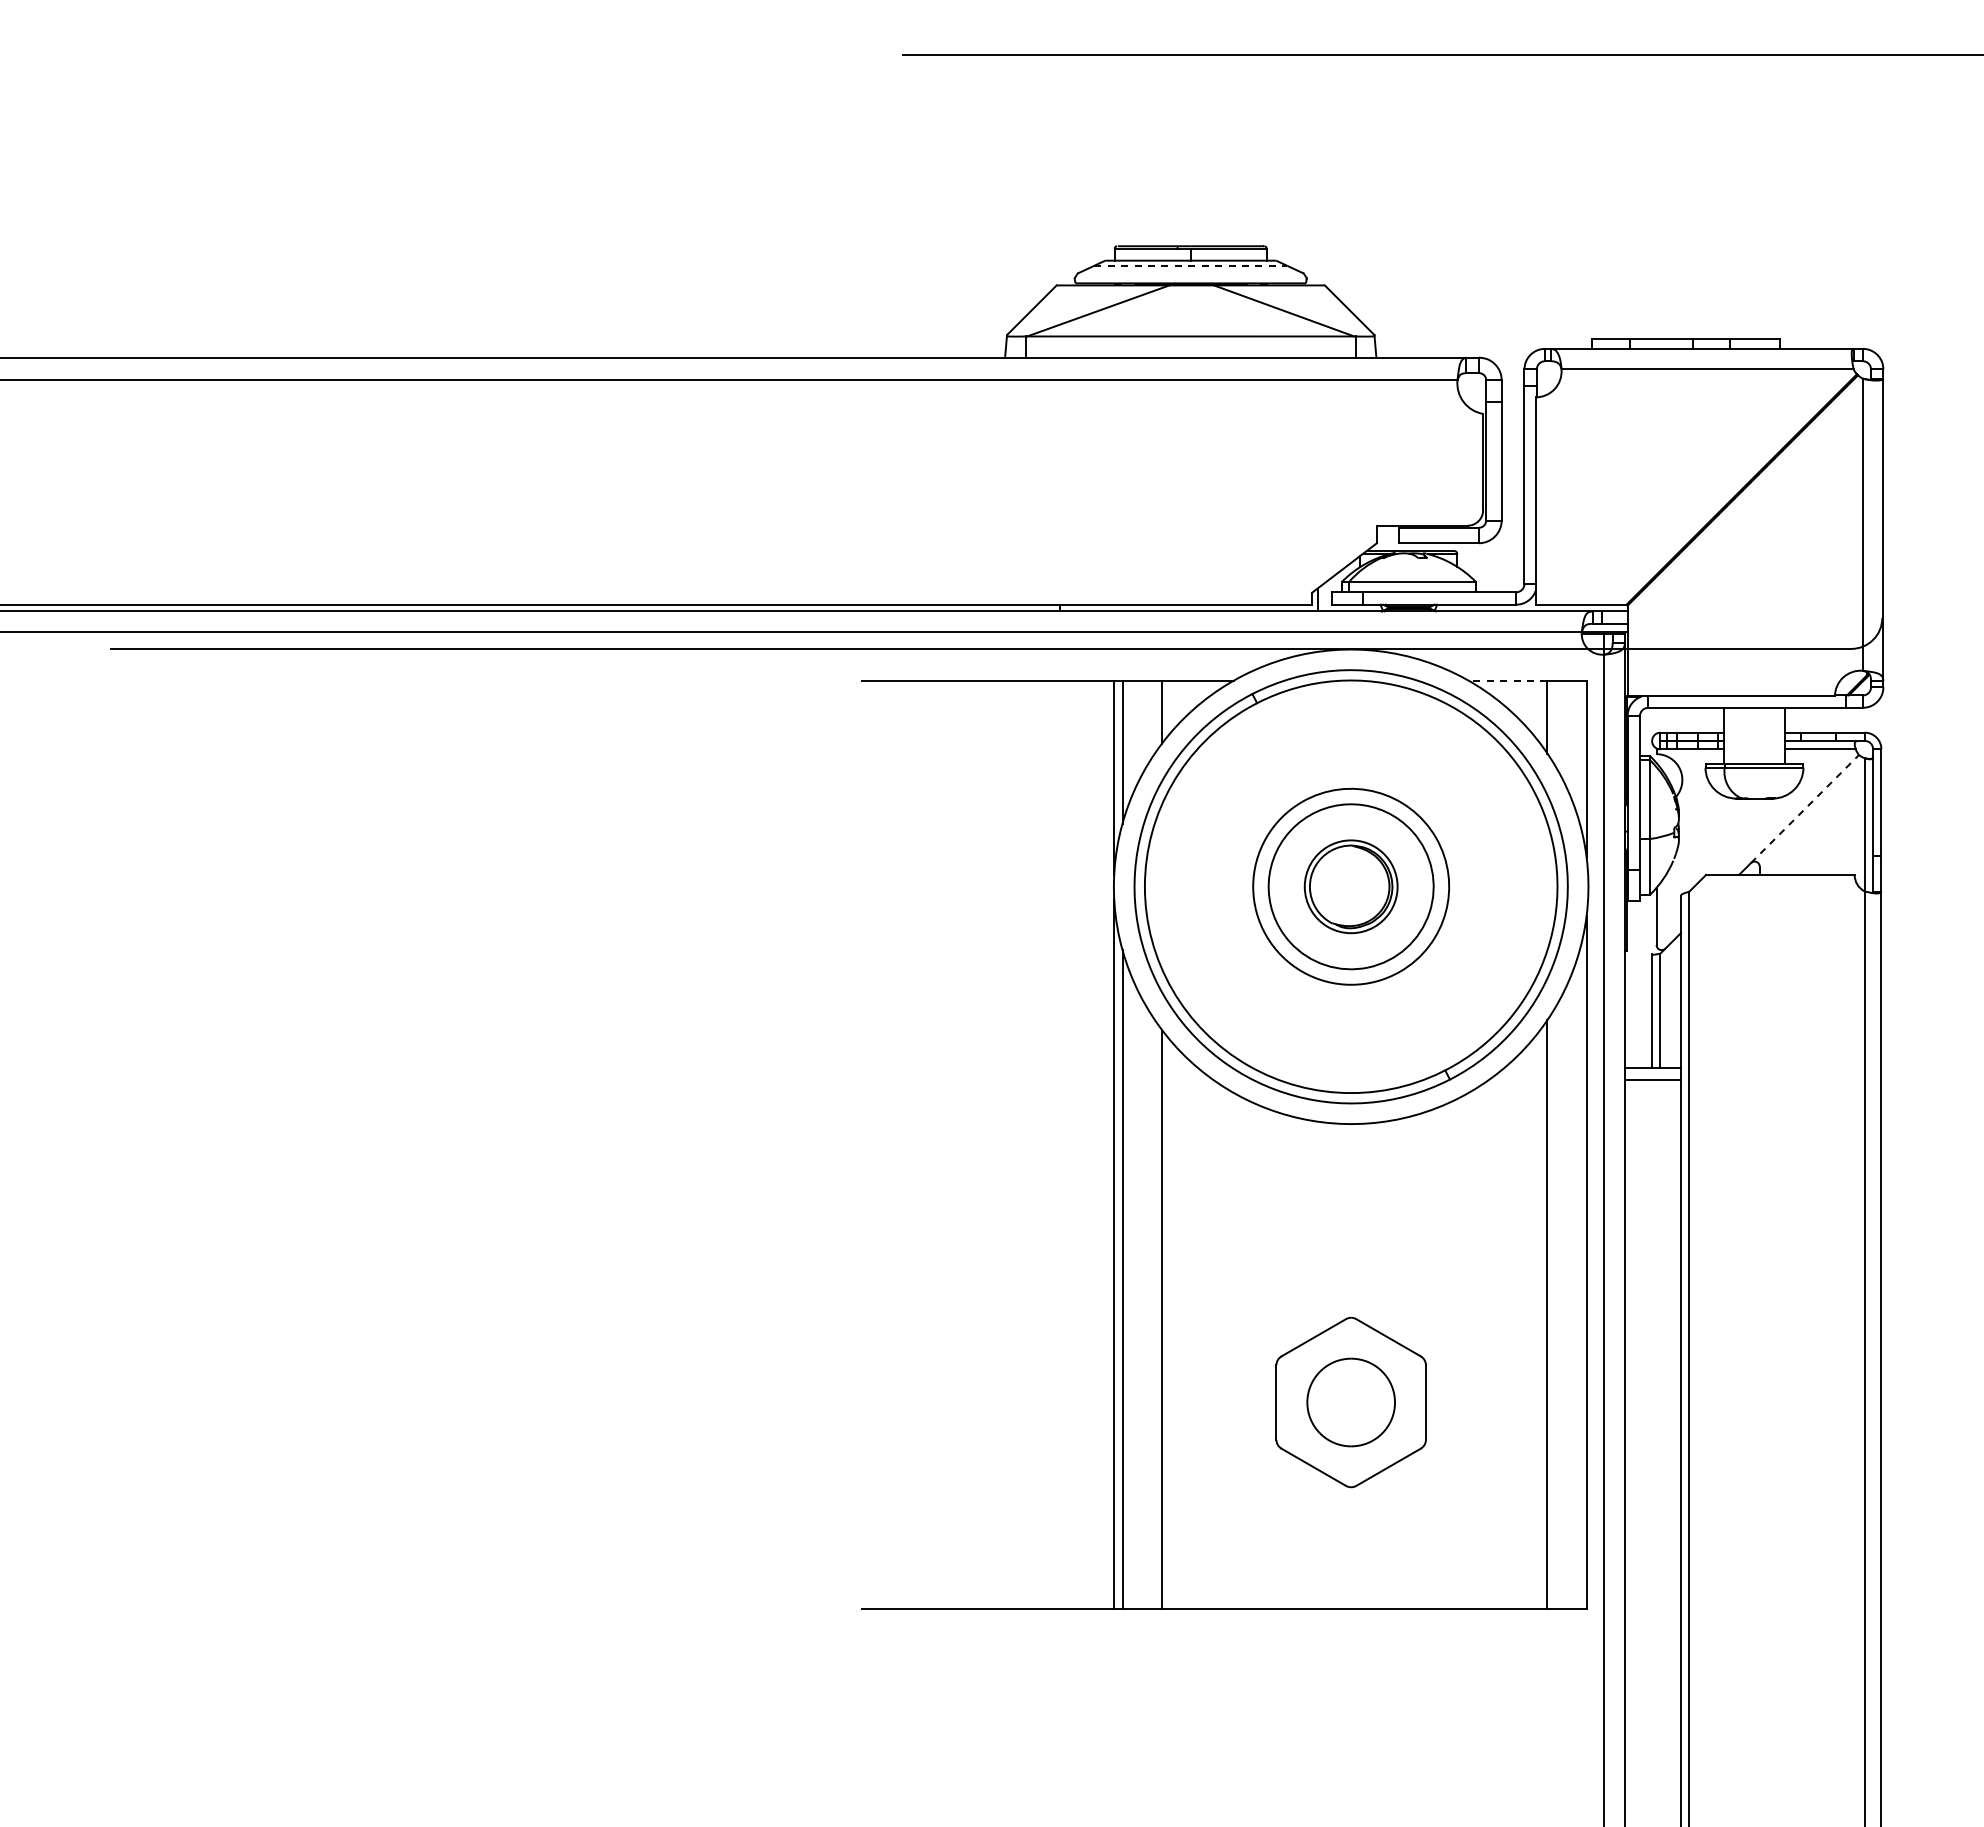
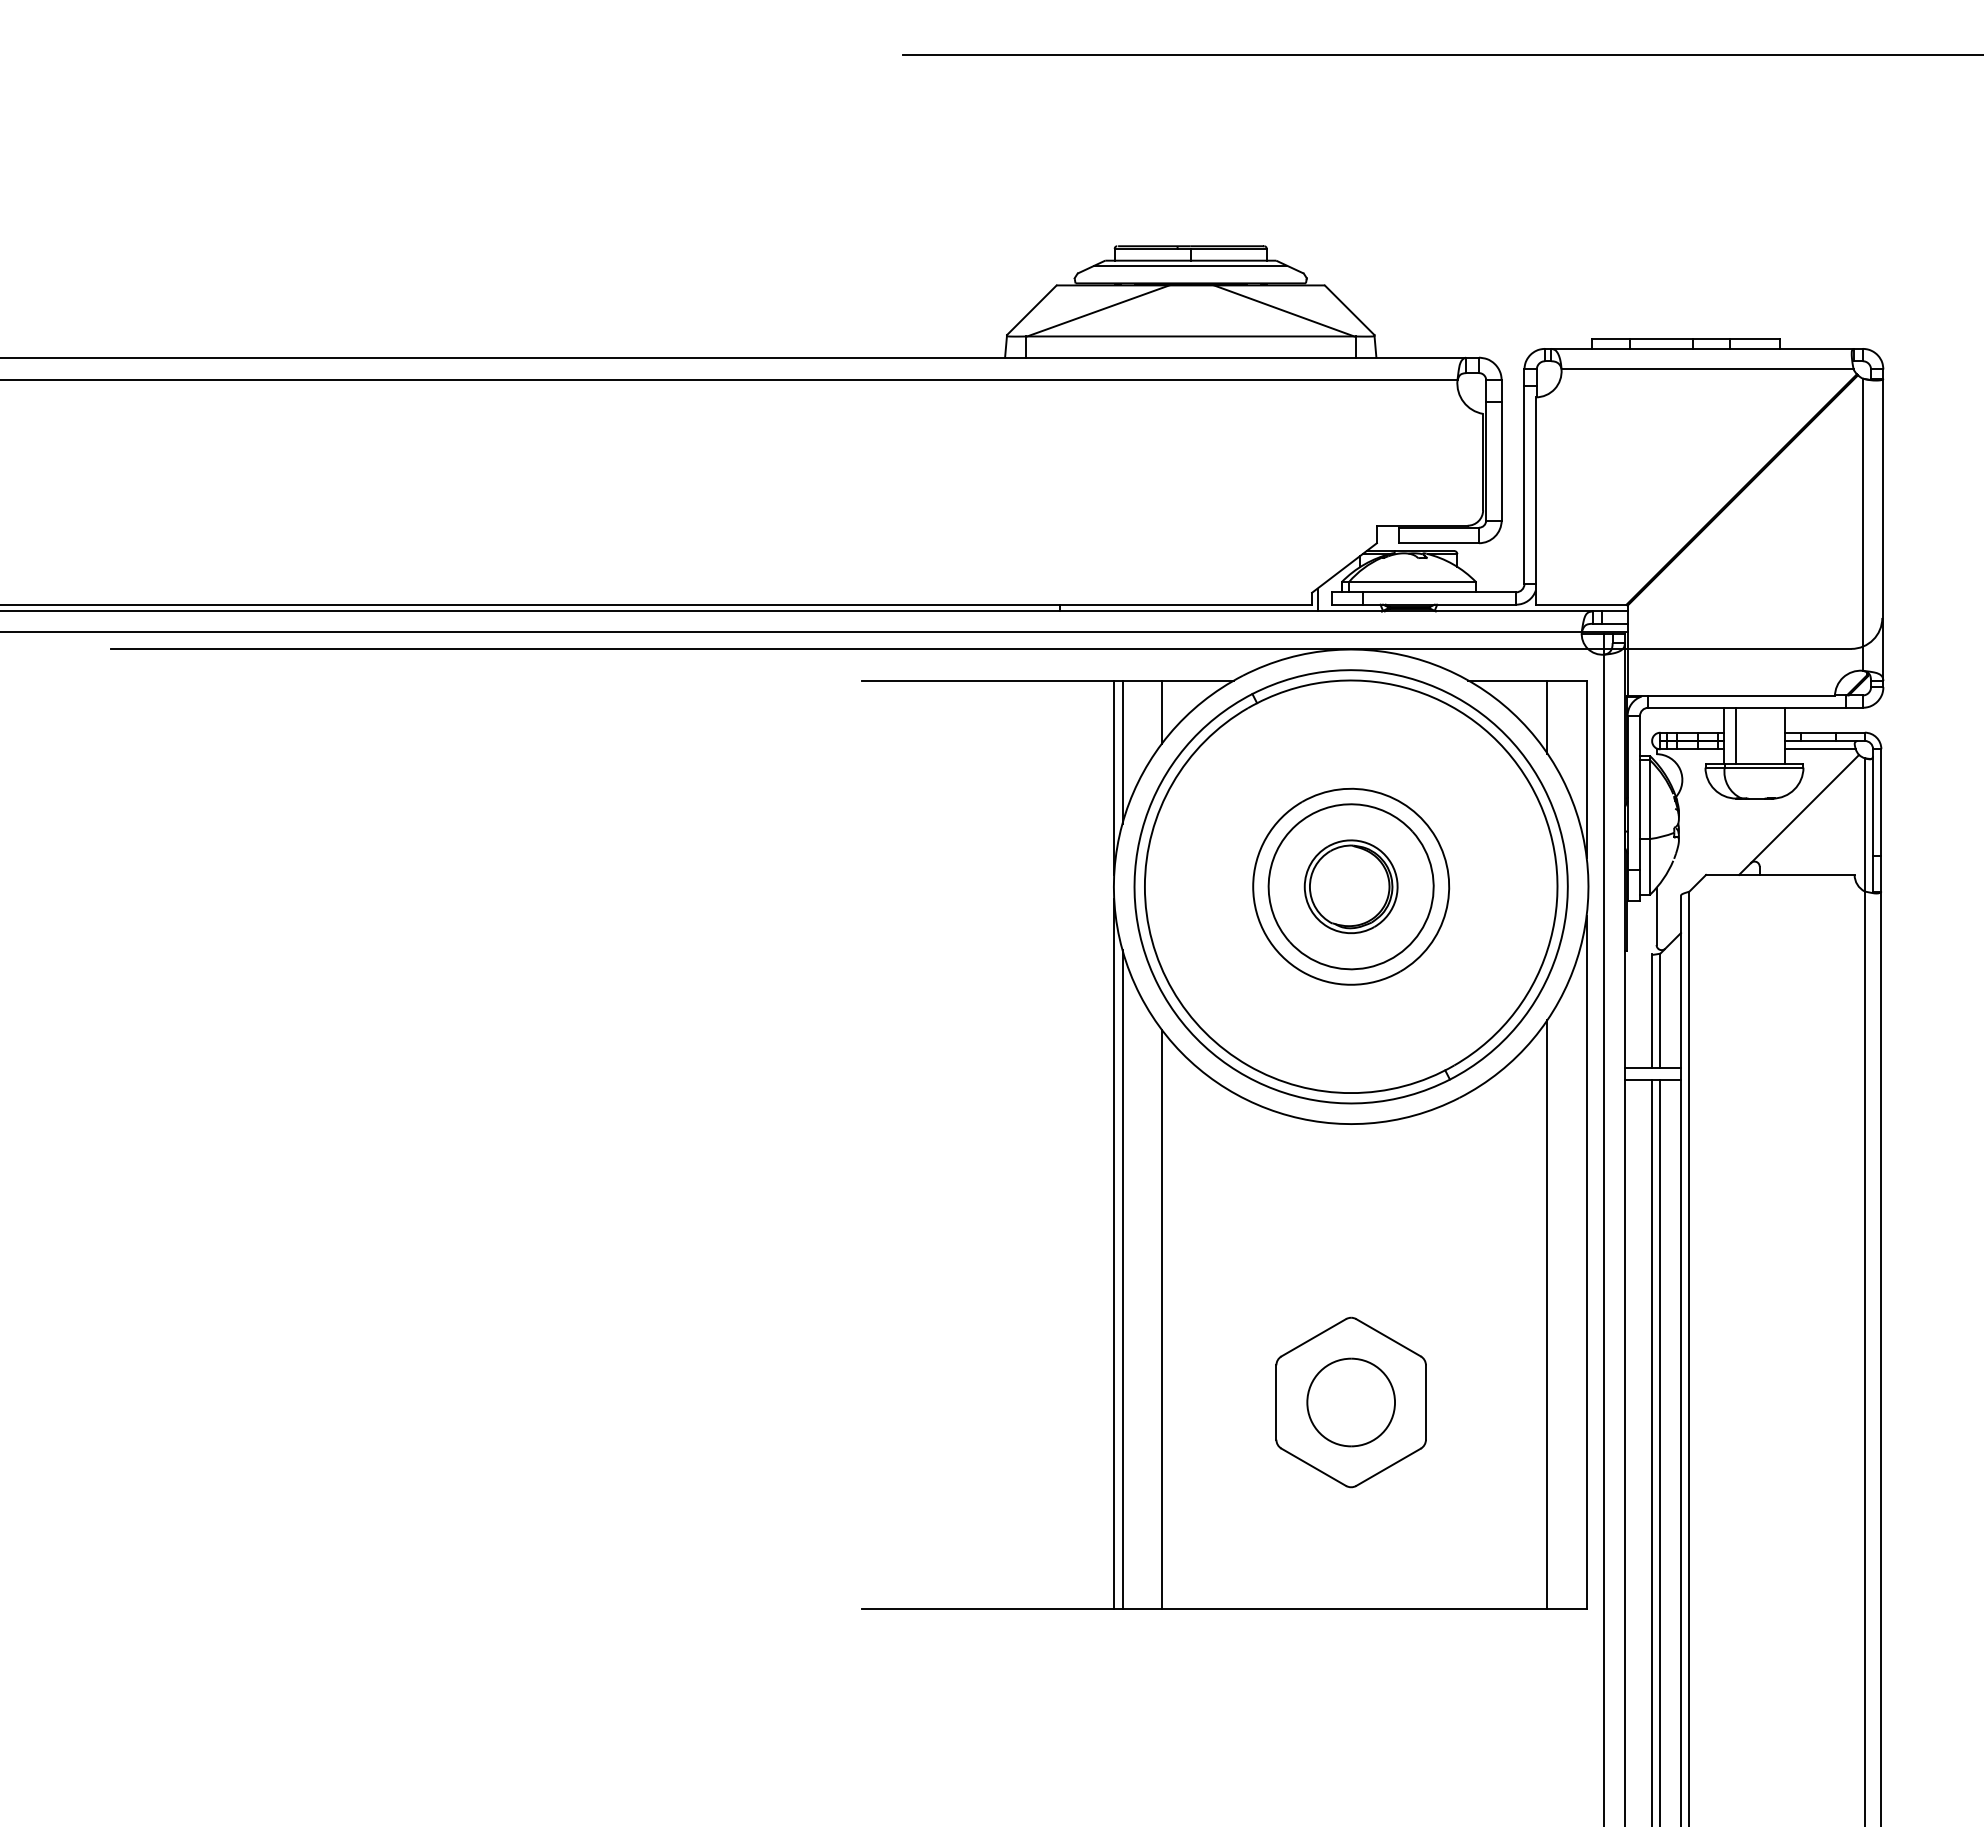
line: dashed -> solid (1190, 265)
line: dashed -> solid (1507, 680)
line: none -> present (1736, 735)
line: dashed -> solid (1805, 808)
line: none -> present (1652, 1451)
line: none -> present (1660, 1451)
